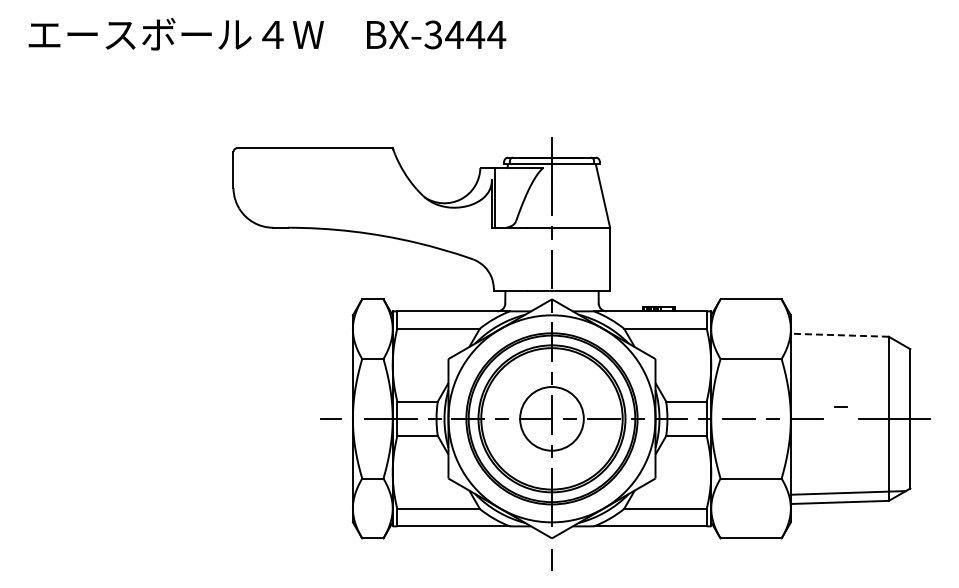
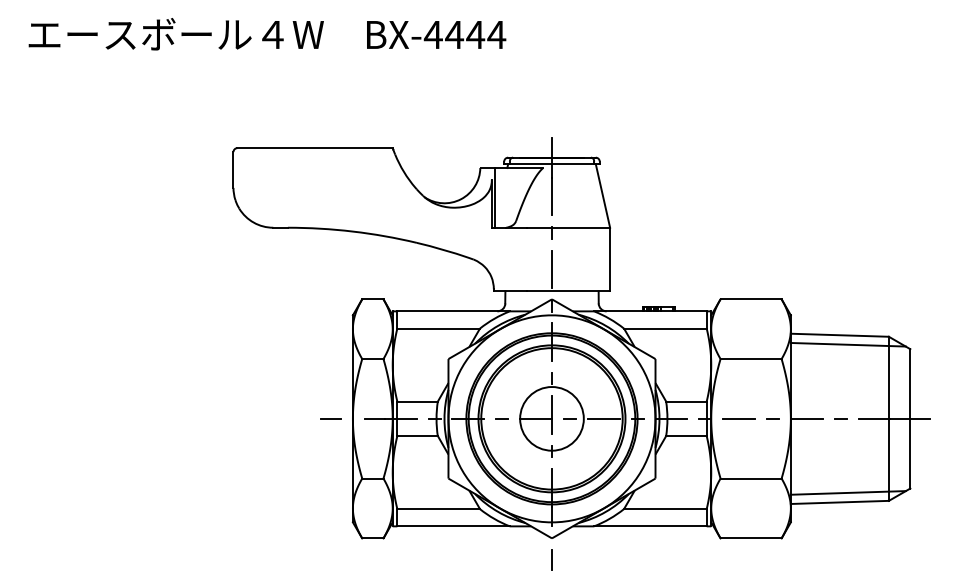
text: BX-3444 -> BX-4444 (432, 34)
line: dashed -> solid (839, 335)
line: none -> present (847, 344)
line position: (840, 406) -> (840, 418) (840, 418)
